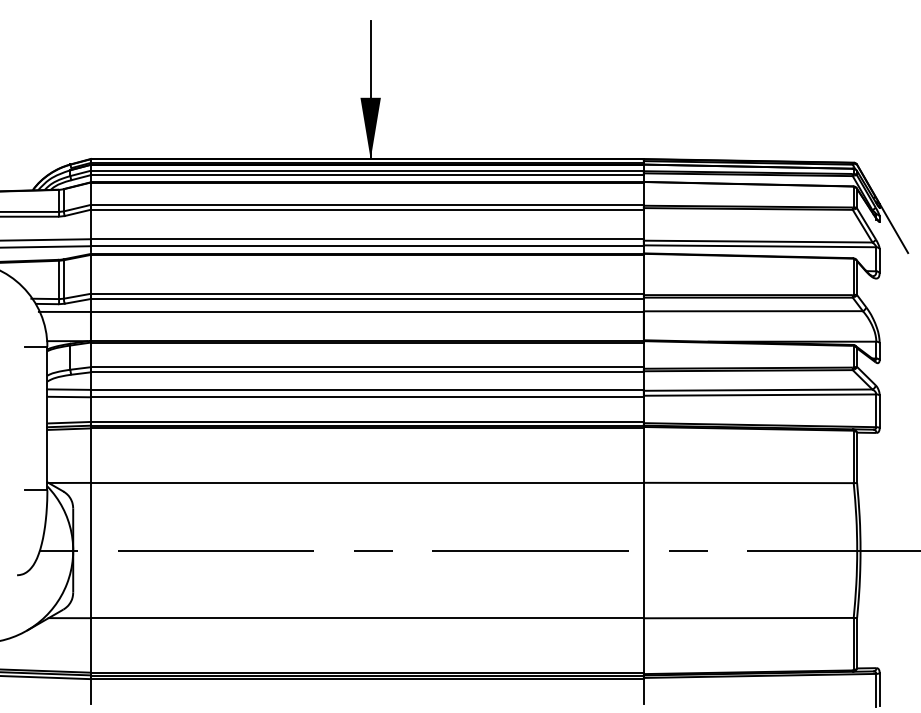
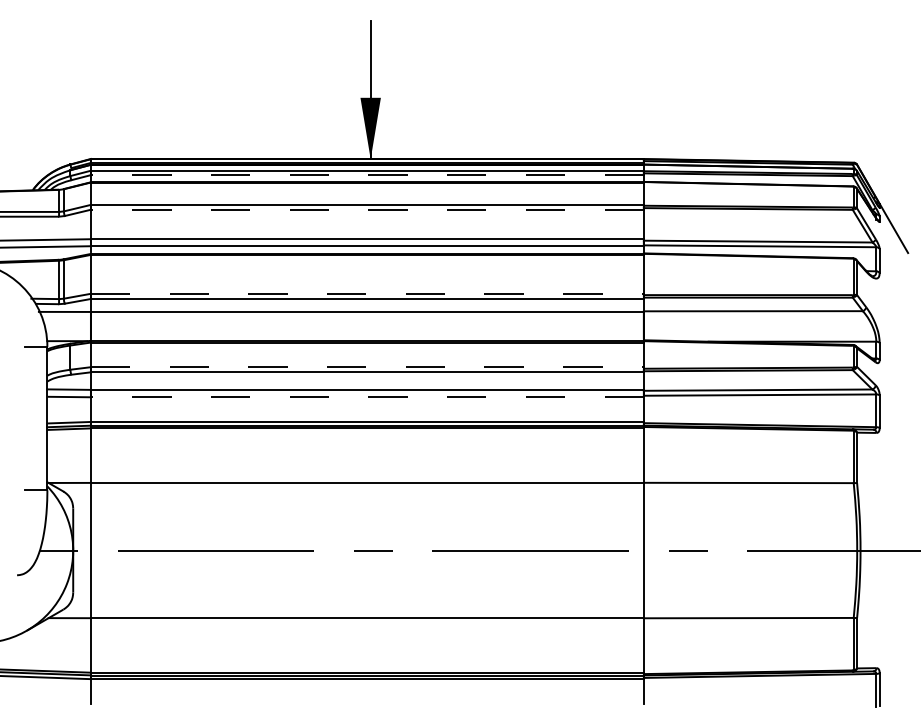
line: solid -> dashed (366, 175)
line: solid -> dashed (366, 209)
line: solid -> dashed (367, 293)
line: solid -> dashed (367, 367)
line: solid -> dashed (366, 397)
